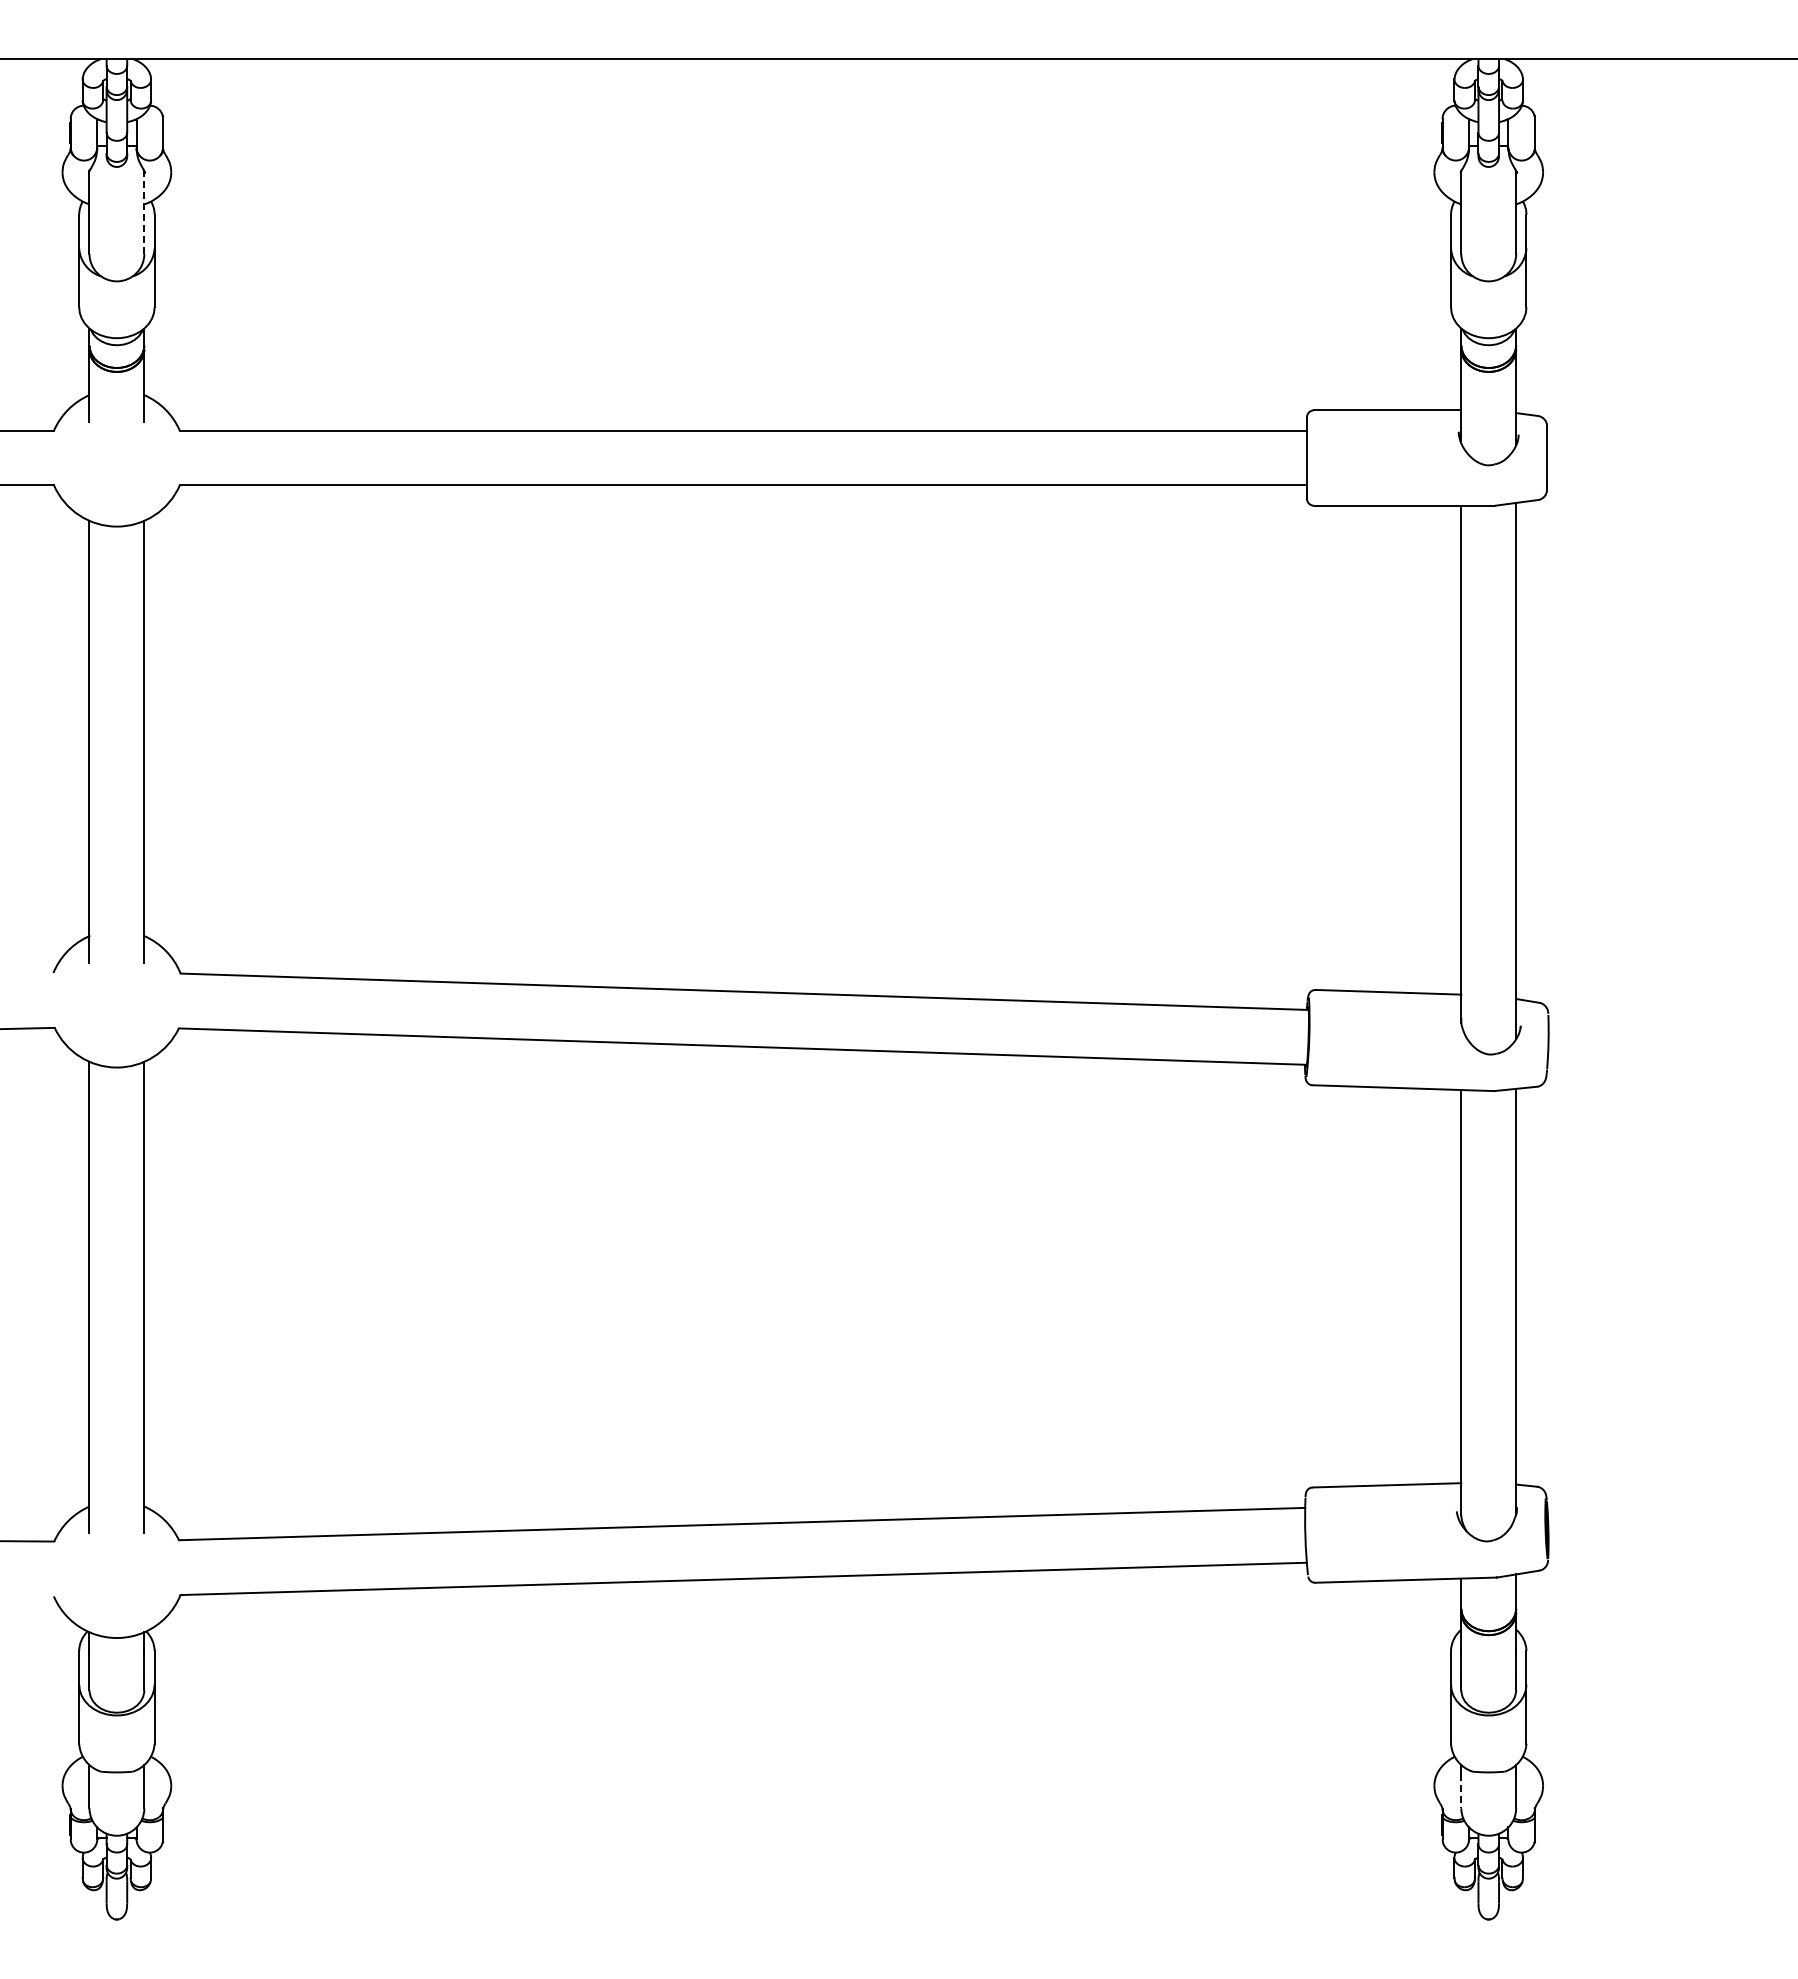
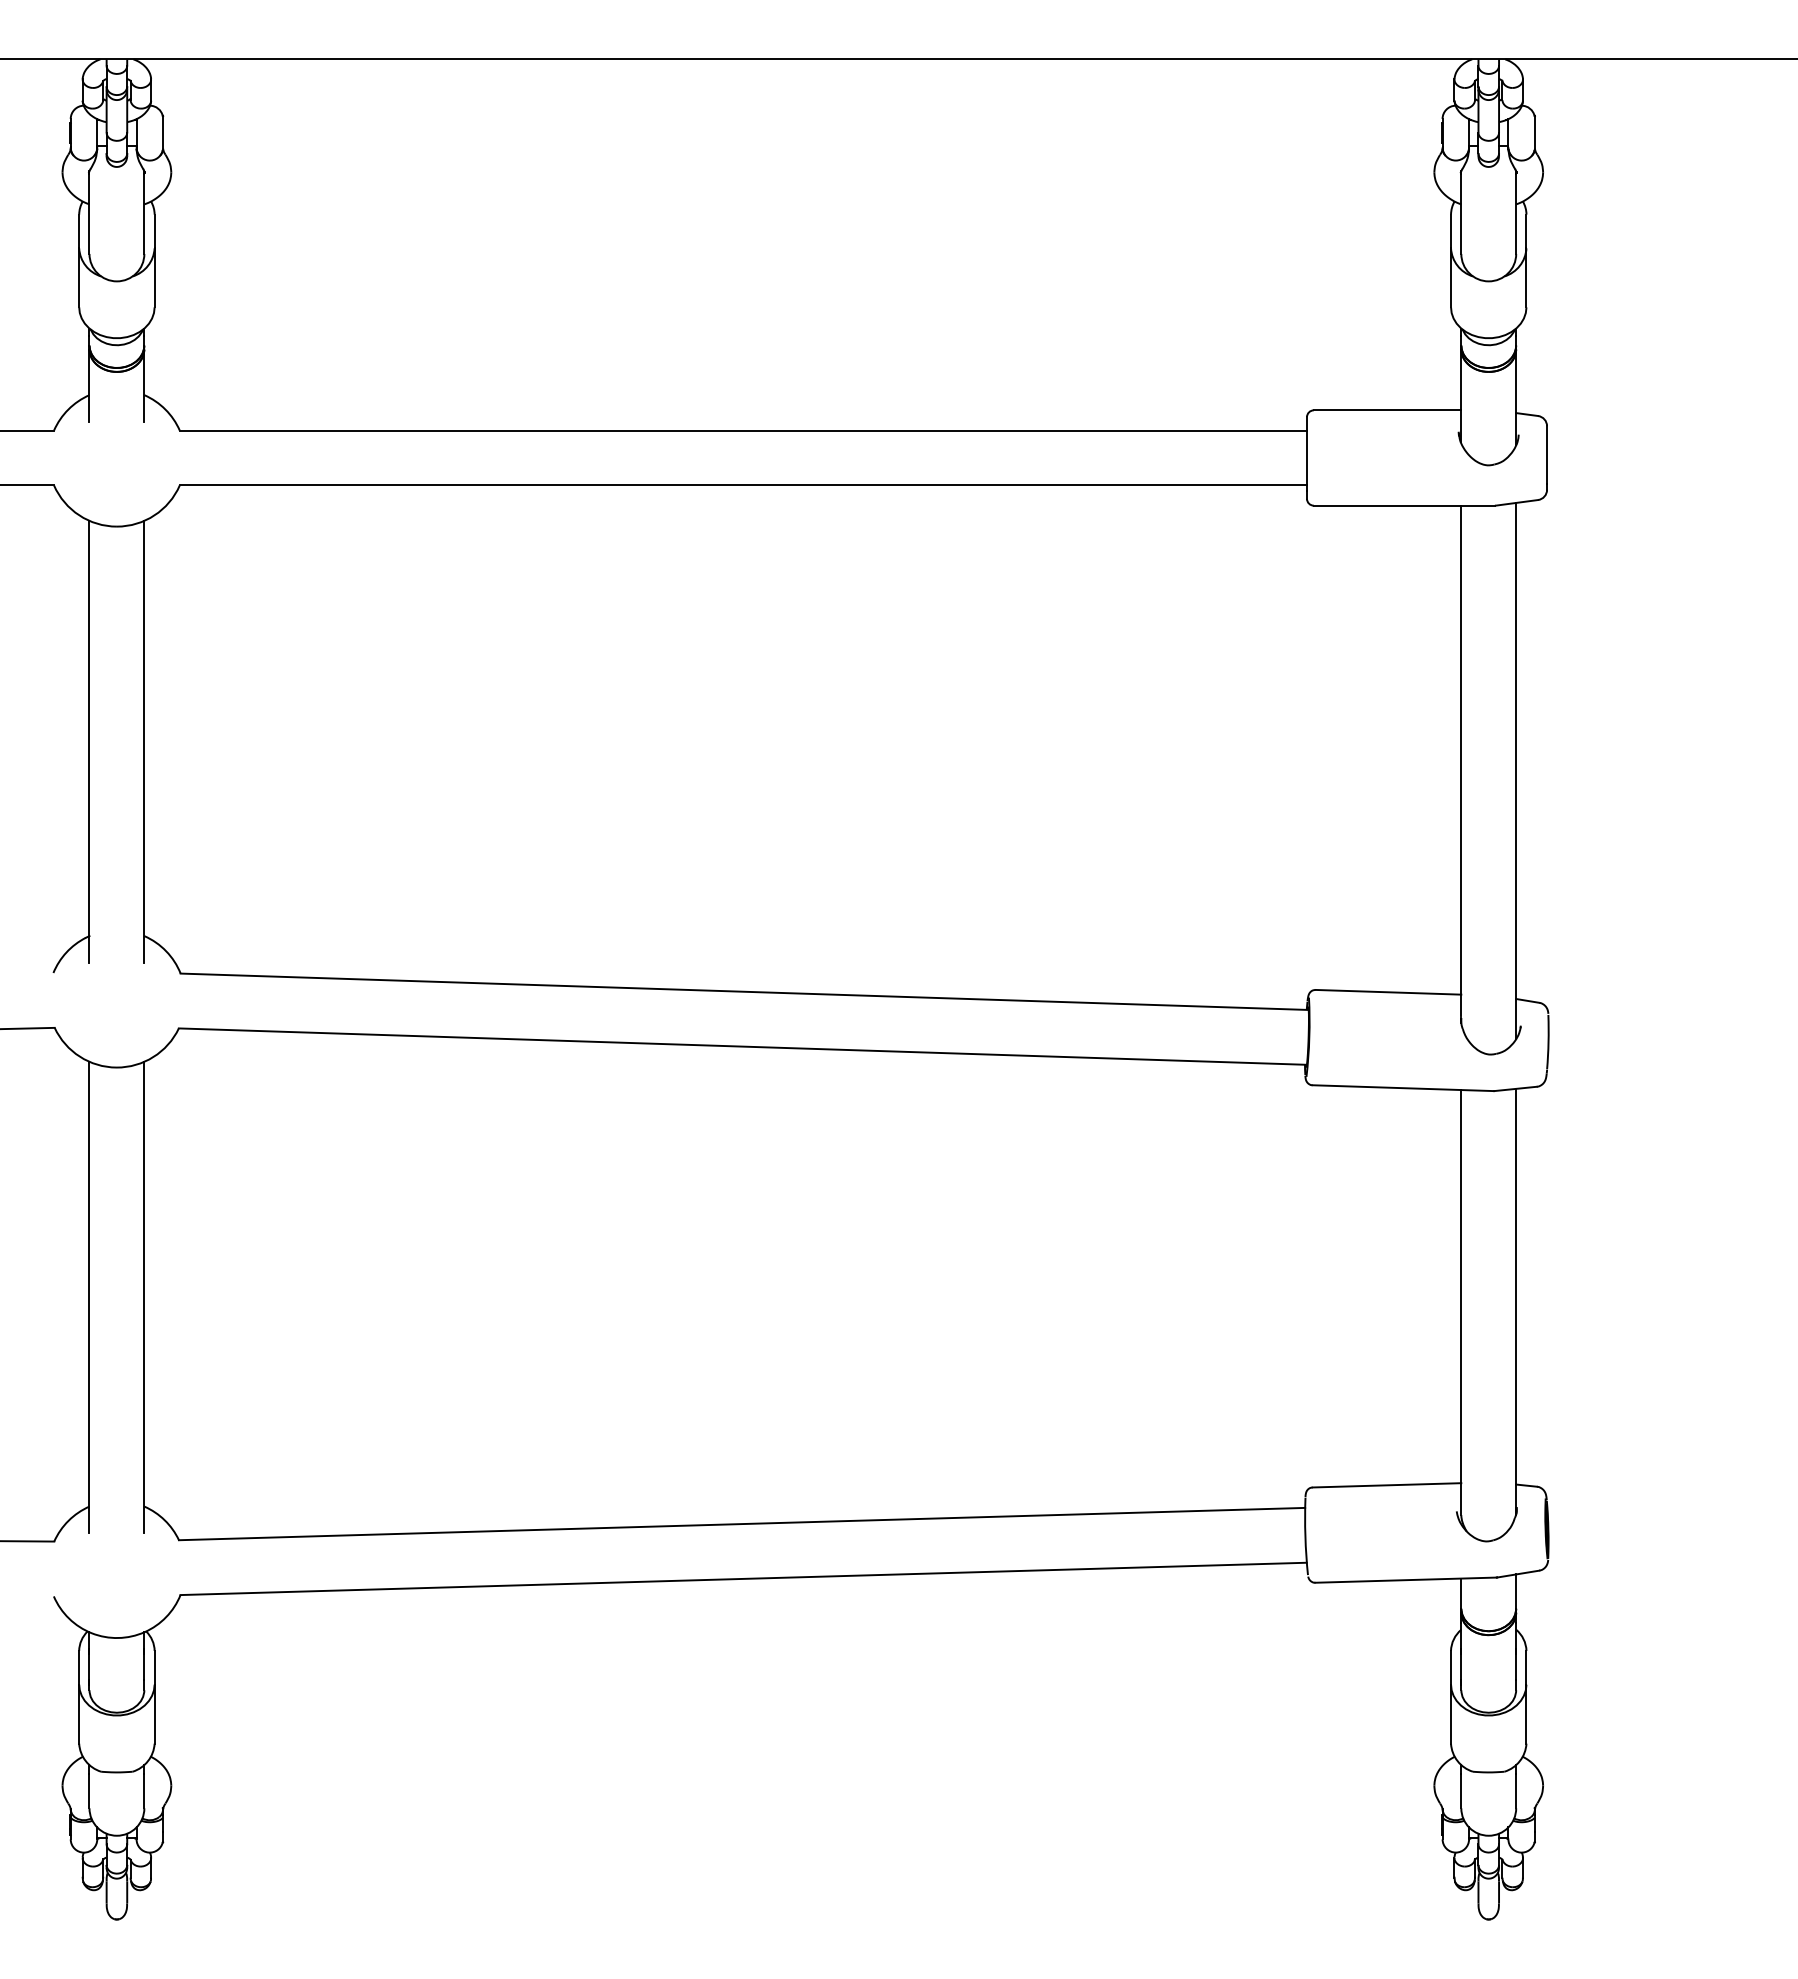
line: dashed -> solid (144, 214)
line: dashed -> solid (1461, 1791)
